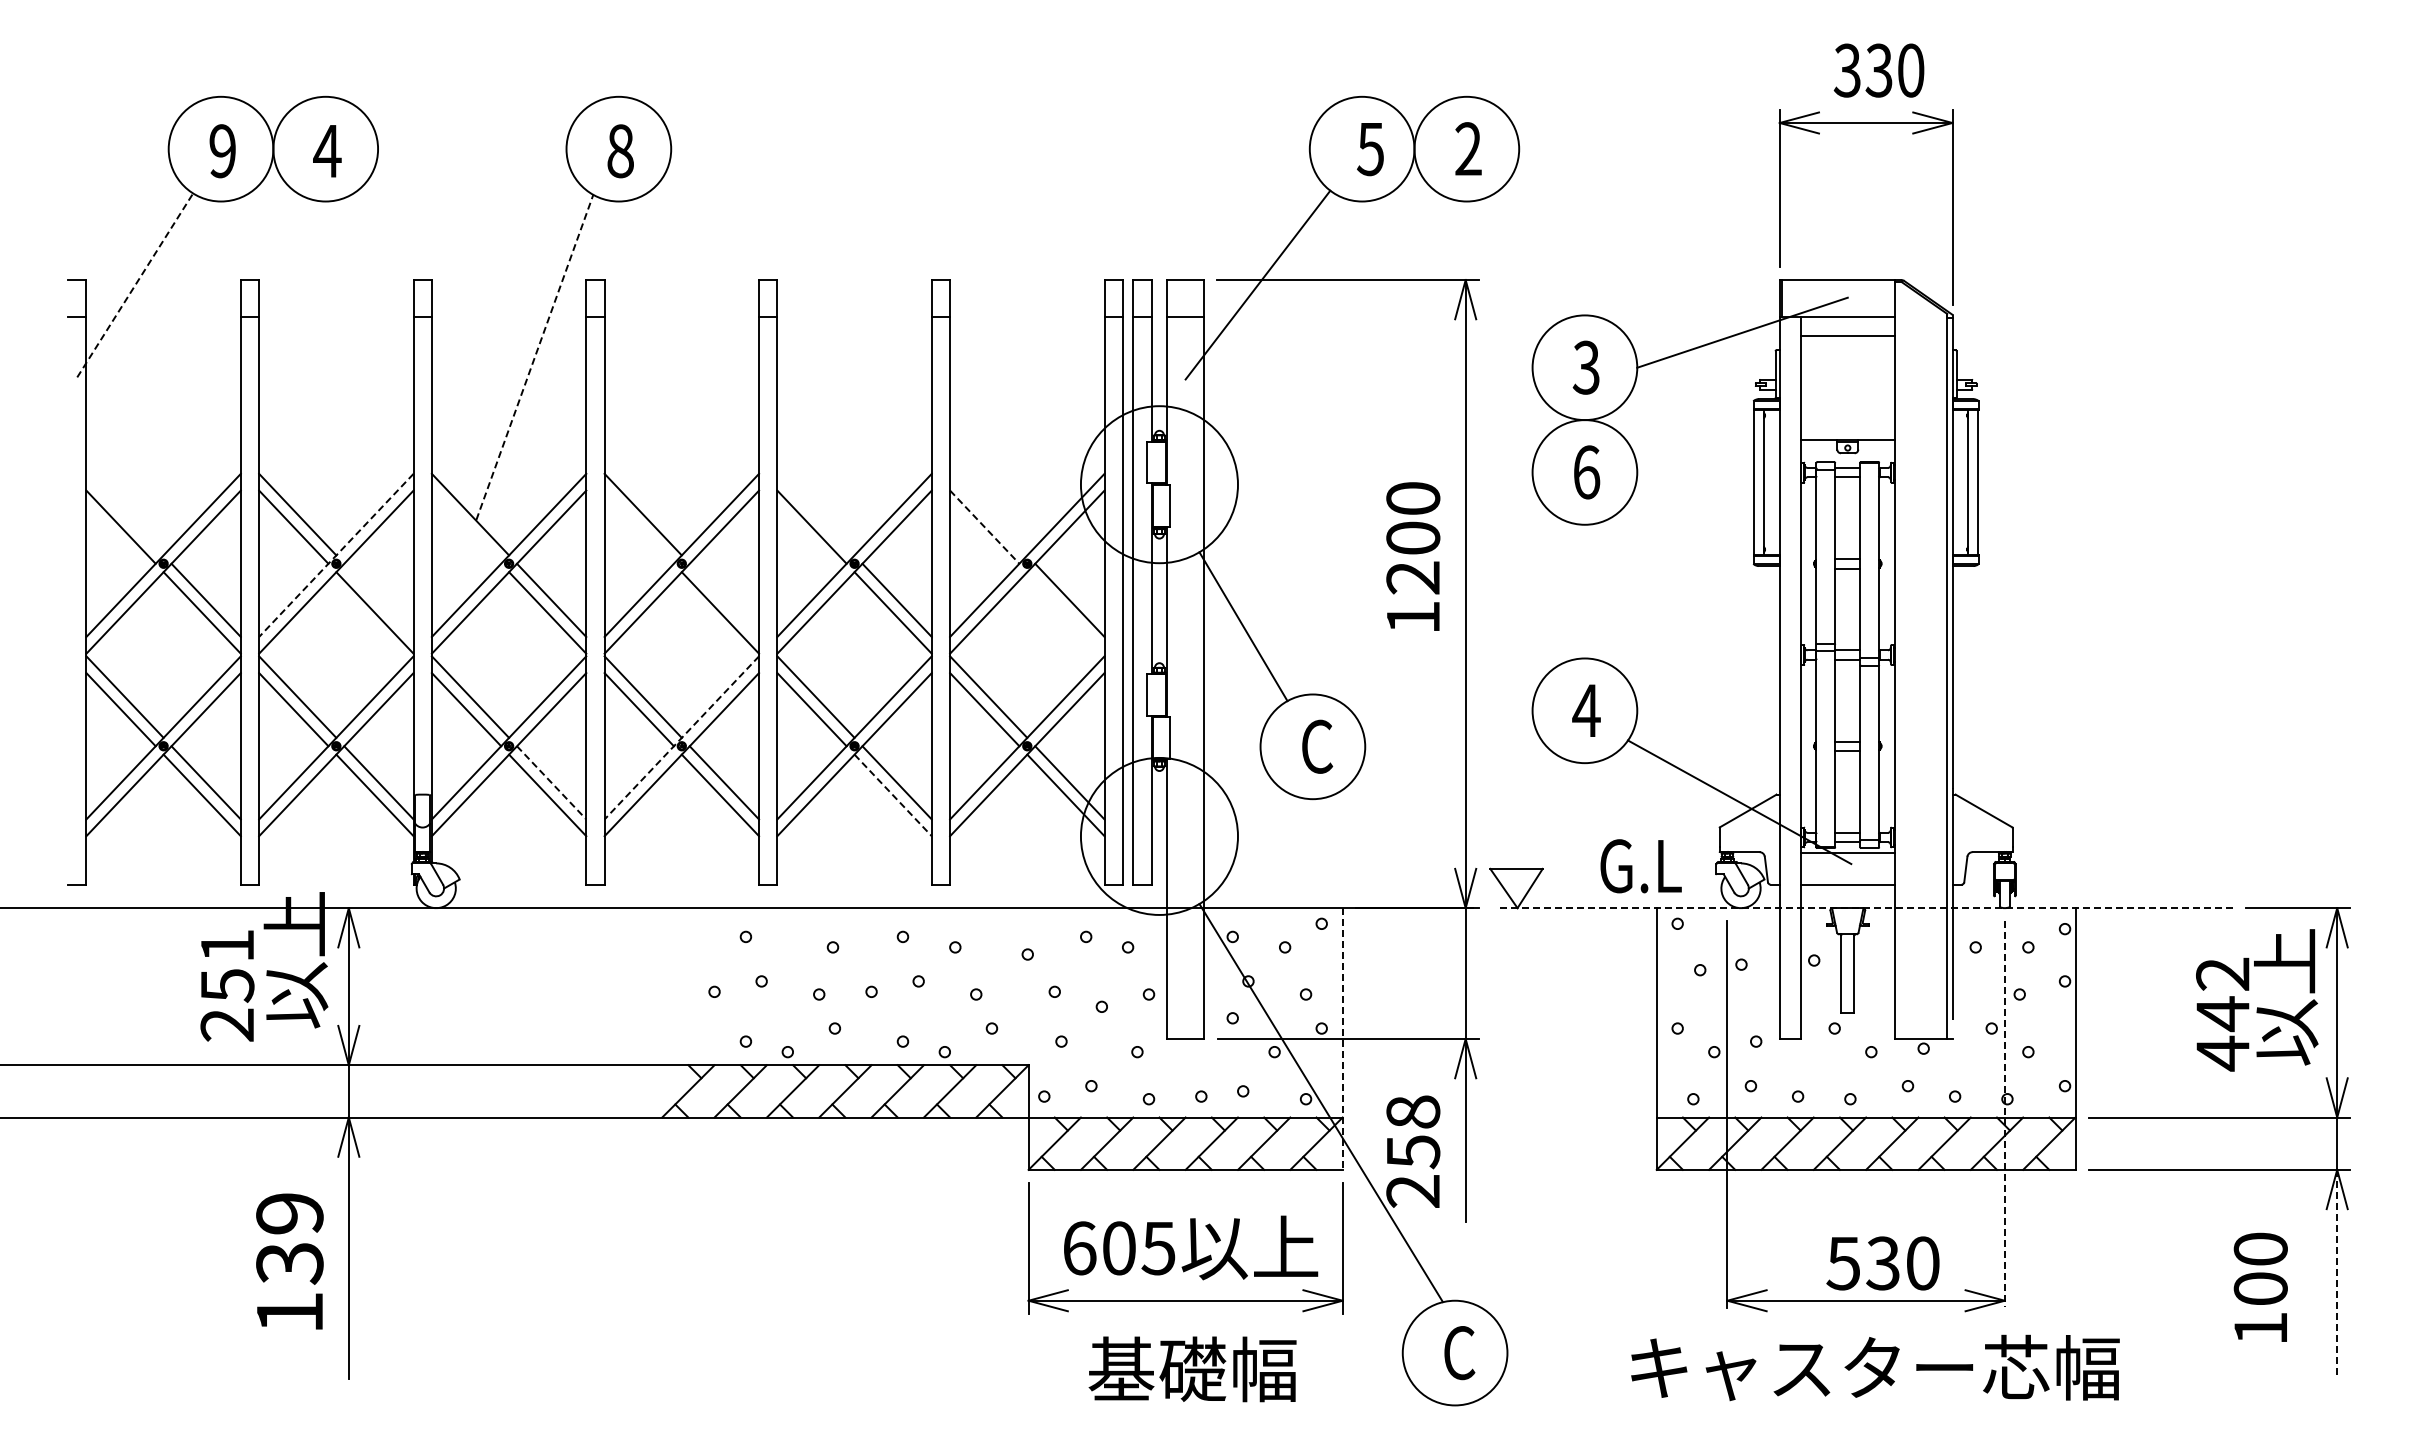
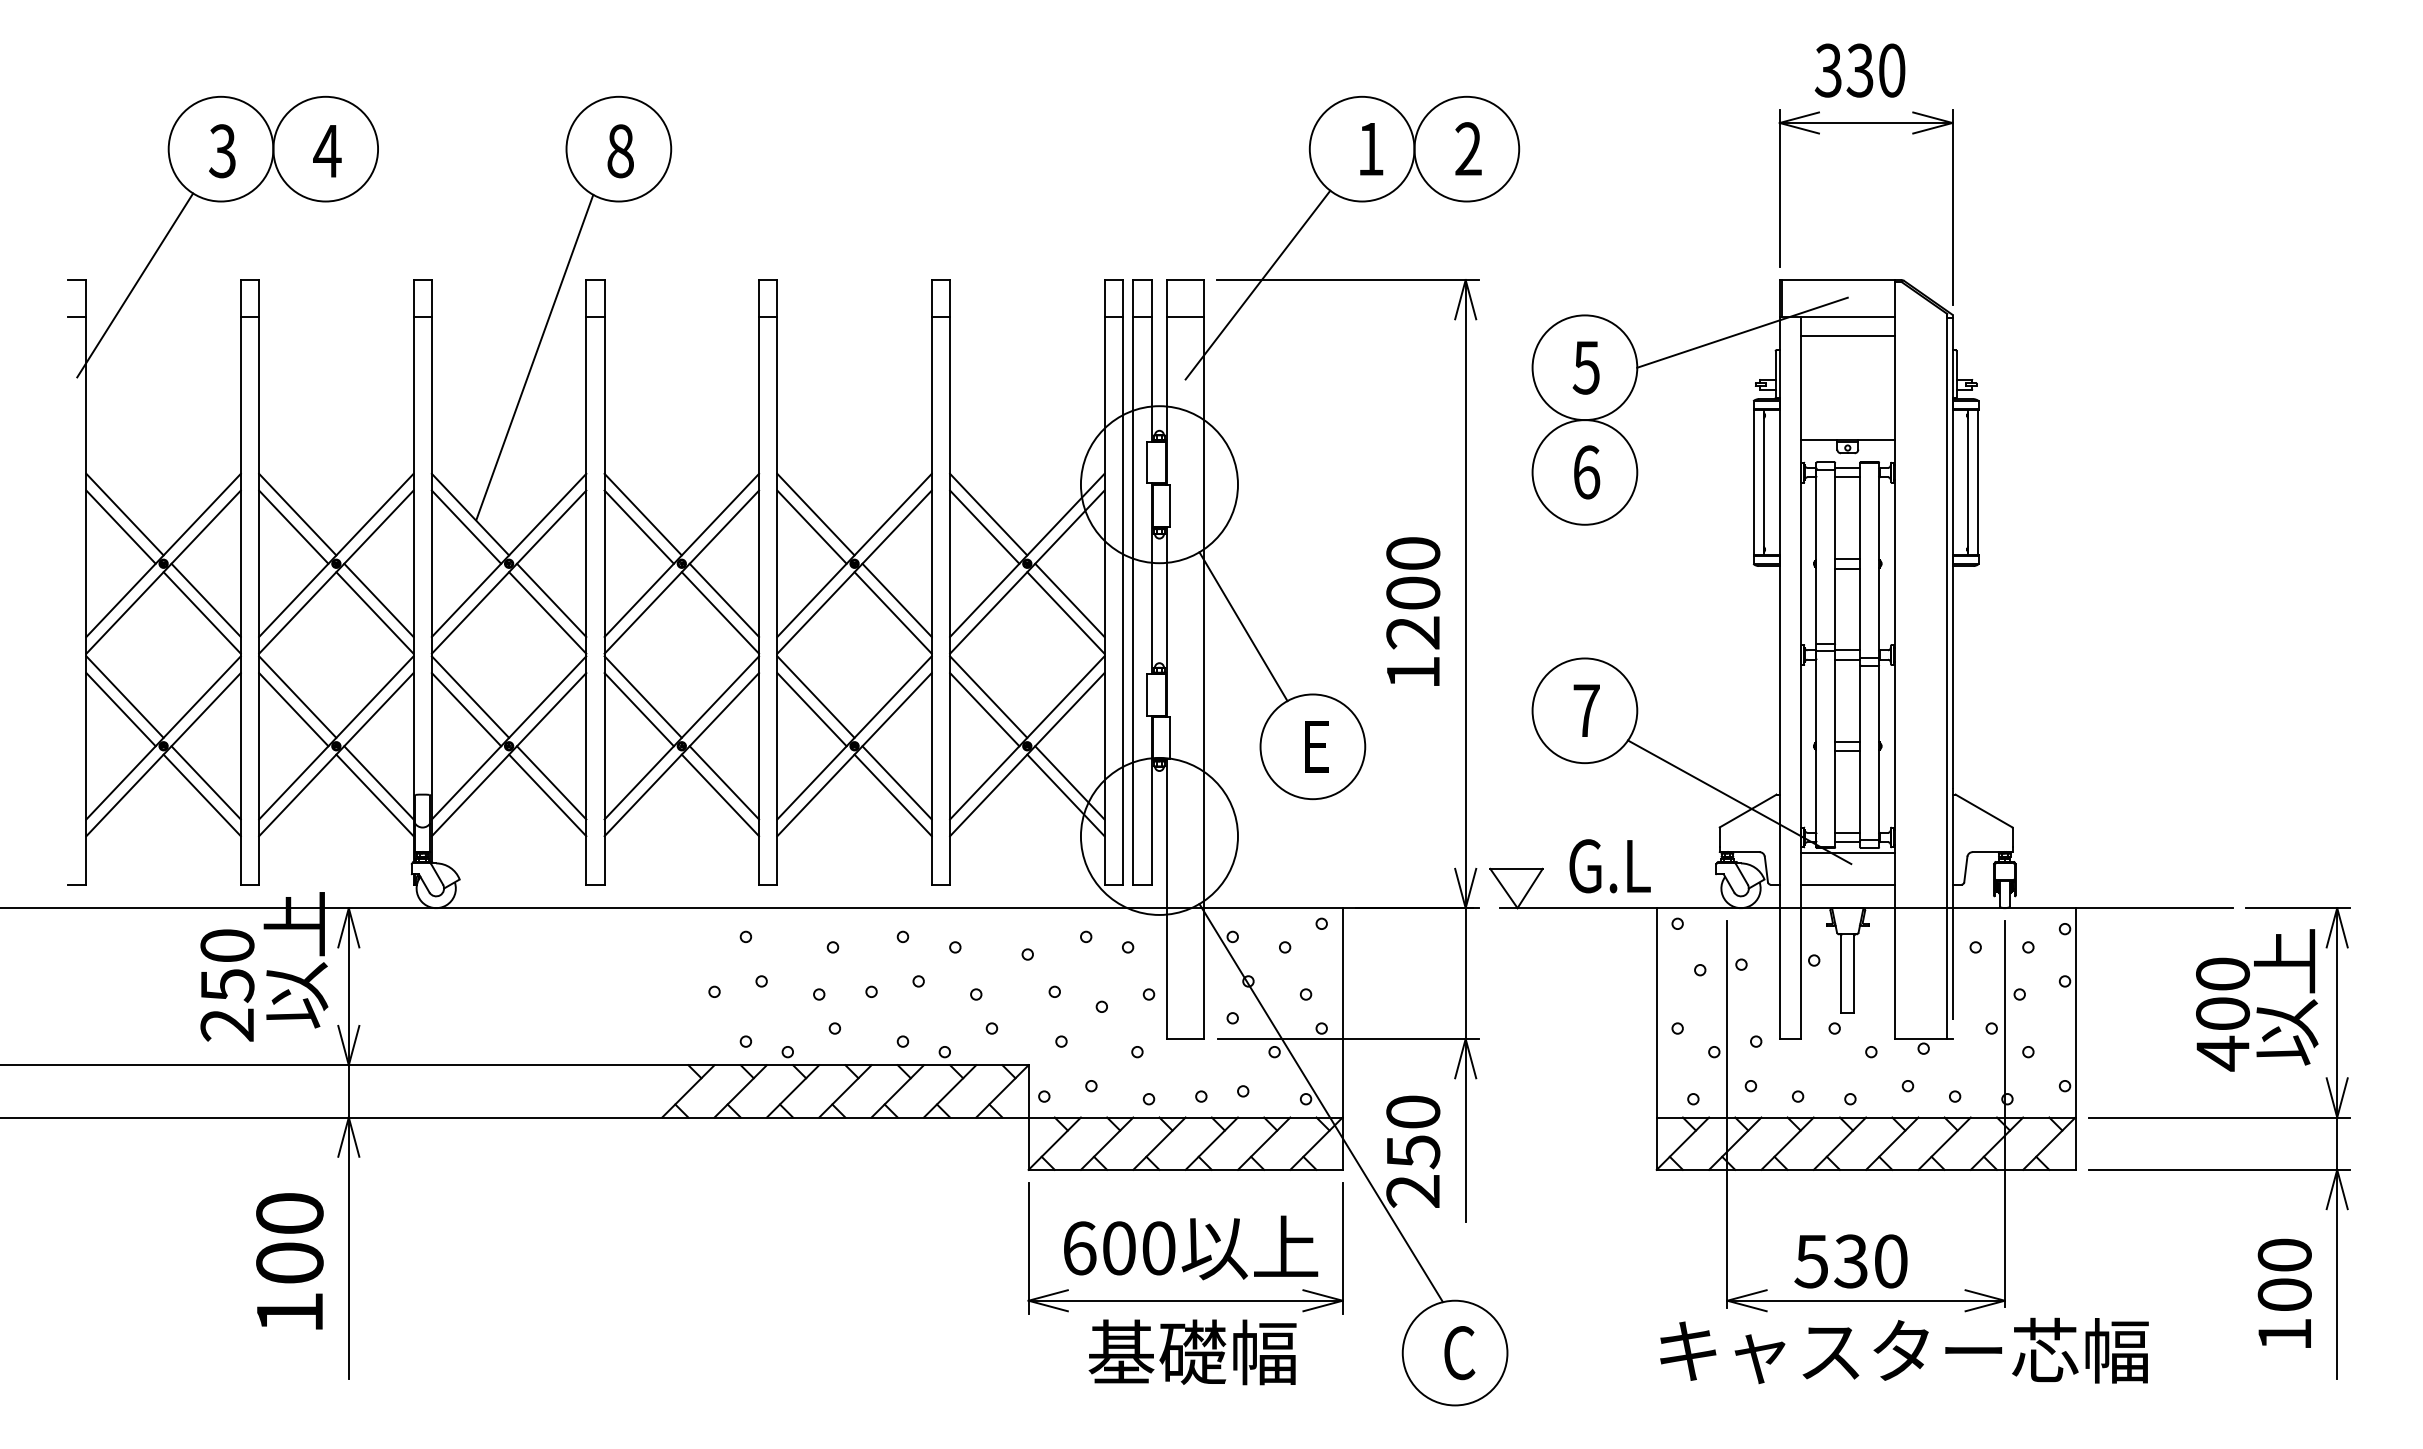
text position: (1878, 70) -> (1859, 70) (1859, 70)
text: 5 -> 1 (1370, 149)
text: 9 -> 3 (222, 151)
line: dashed -> solid (135, 285)
line: dashed -> solid (534, 357)
text: 3 -> 5 (1585, 367)
line: none -> present (124, 514)
line: none -> present (815, 514)
line: none -> present (988, 514)
line: none -> present (466, 526)
line: none -> present (638, 526)
line: dashed -> solid (985, 527)
line: dashed -> solid (336, 555)
text position: (1413, 556) -> (1413, 611) (1413, 611)
line: none -> present (378, 599)
line: none -> present (724, 599)
line: none -> present (1065, 612)
text: 4 -> 7 (1586, 710)
line: dashed -> solid (681, 738)
text: C -> E (1317, 746)
line: dashed -> solid (552, 783)
line: dashed -> solid (893, 795)
text position: (1640, 866) -> (1609, 866) (1609, 866)
line: dashed -> solid (1865, 908)
text: 251 -> 250 (227, 945)
text: 442 -> 400 (2223, 994)
line: dashed -> solid (1342, 1039)
text: 258 -> 250 (1413, 1111)
line: dashed -> solid (2004, 1114)
text: 139 -> 100 (289, 1238)
text: 605 -> 600 (1158, 1248)
text position: (1882, 1263) -> (1850, 1261) (1850, 1261)
line: dashed -> solid (2337, 1274)
text position: (2260, 1286) -> (2284, 1292) (2284, 1292)
text position: (1875, 1367) -> (1904, 1350) (1904, 1350)
text position: (1192, 1369) -> (1192, 1352) (1192, 1352)
